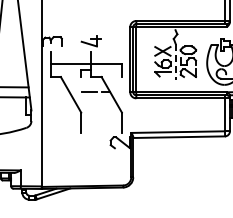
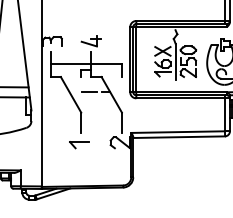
line: dashed -> solid (175, 61)
part: none -> present (79, 145)
